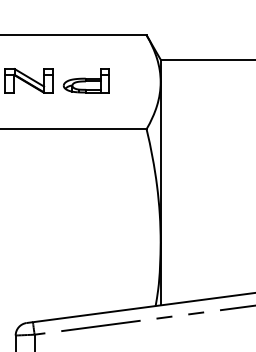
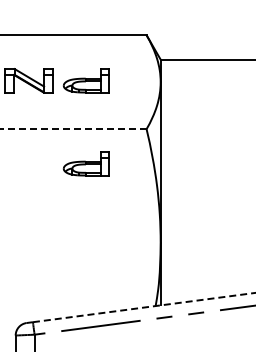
line: solid -> dashed (73, 129)
part: none -> present (85, 163)
line: solid -> dashed (144, 307)
